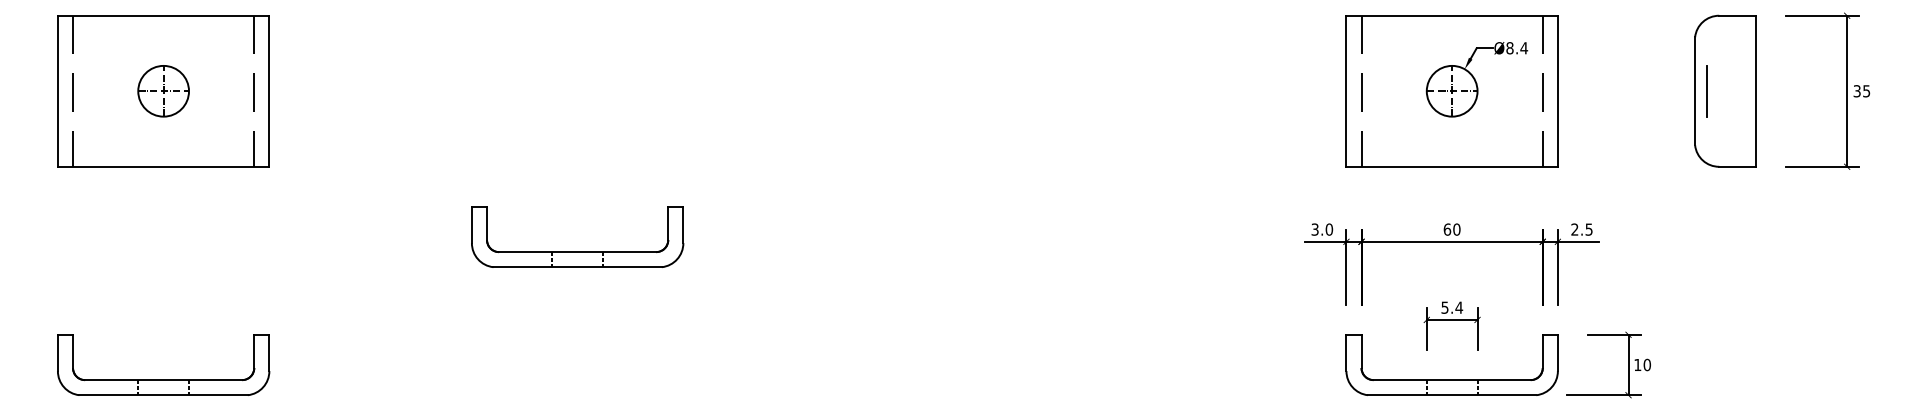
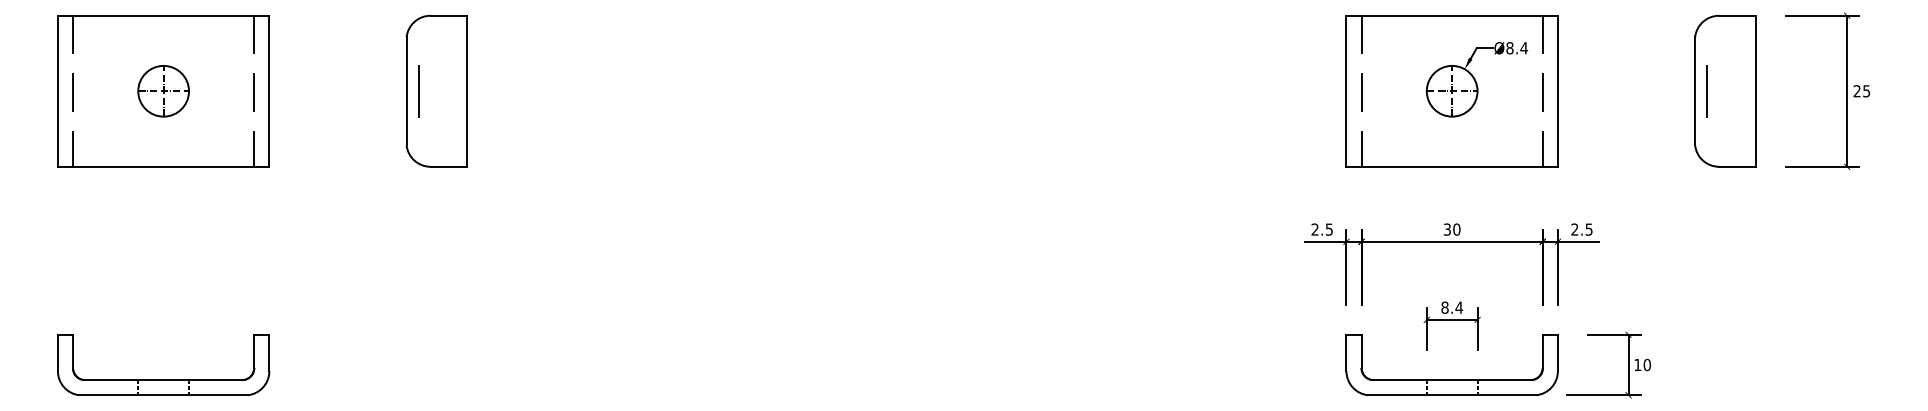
part: none -> present (436, 90)
text: 35 -> 25 (1856, 91)
text: 3.0 -> 2.5 (1322, 229)
text: 60 -> 30 (1447, 229)
part: present -> none (577, 251)
text: 5.4 -> 8.4 (1444, 307)
